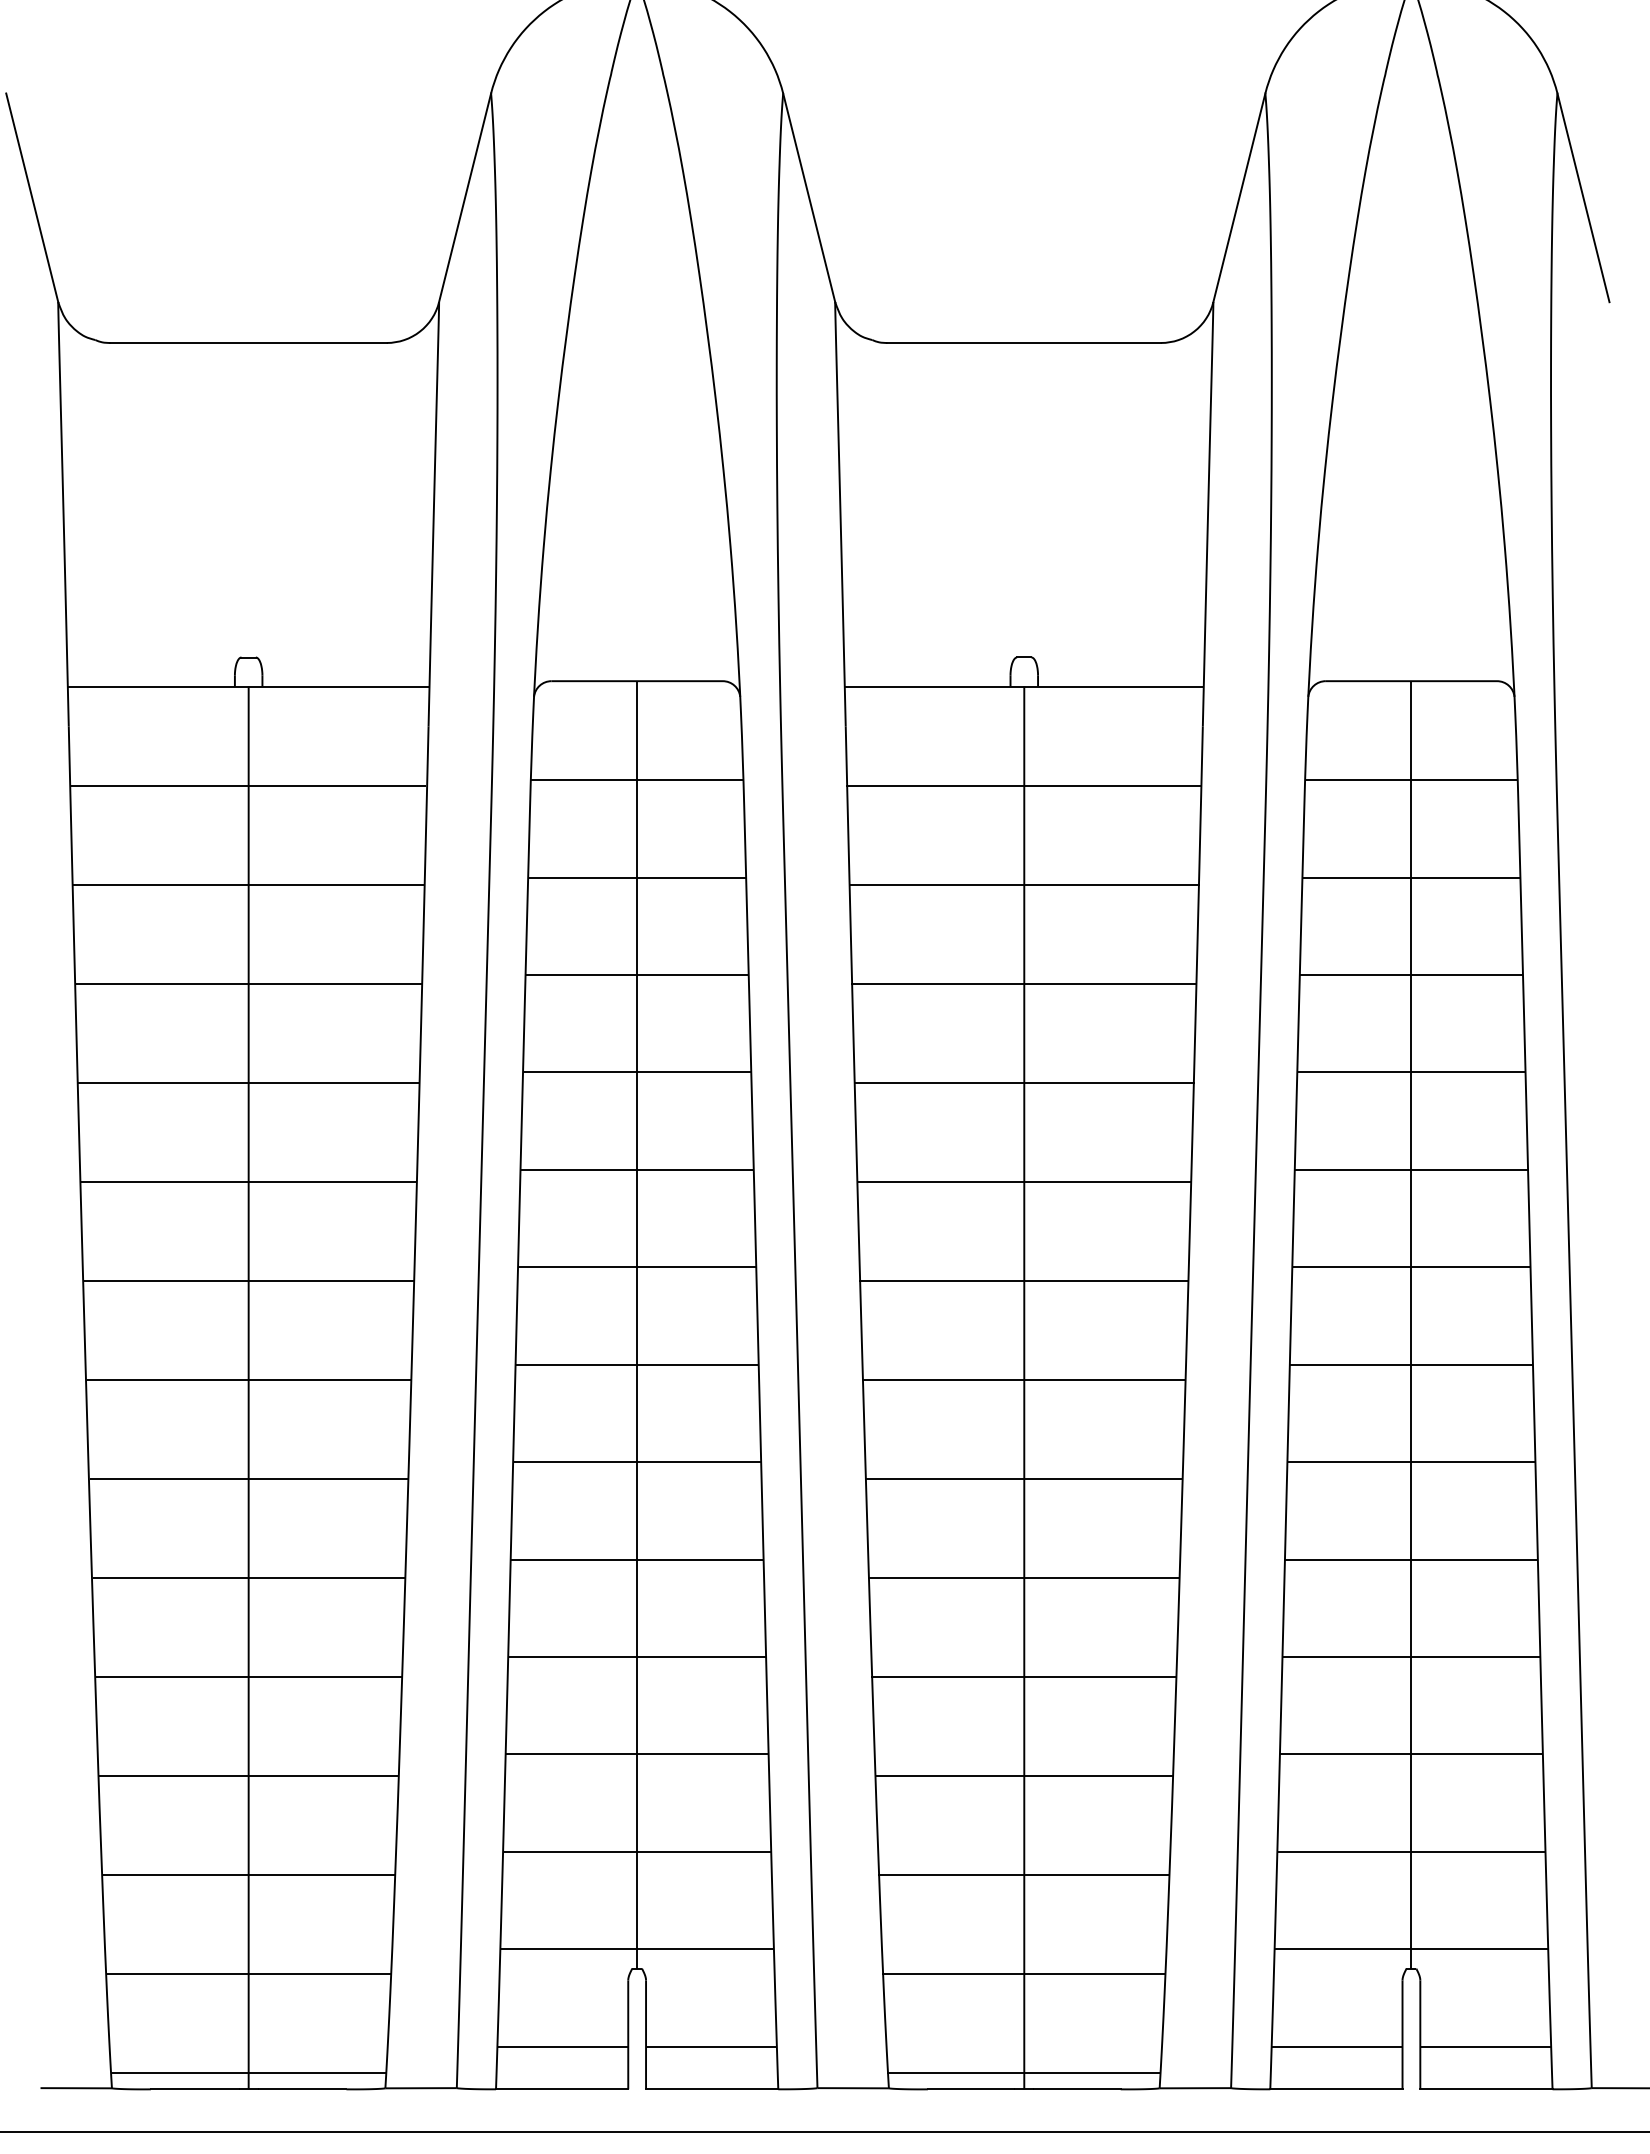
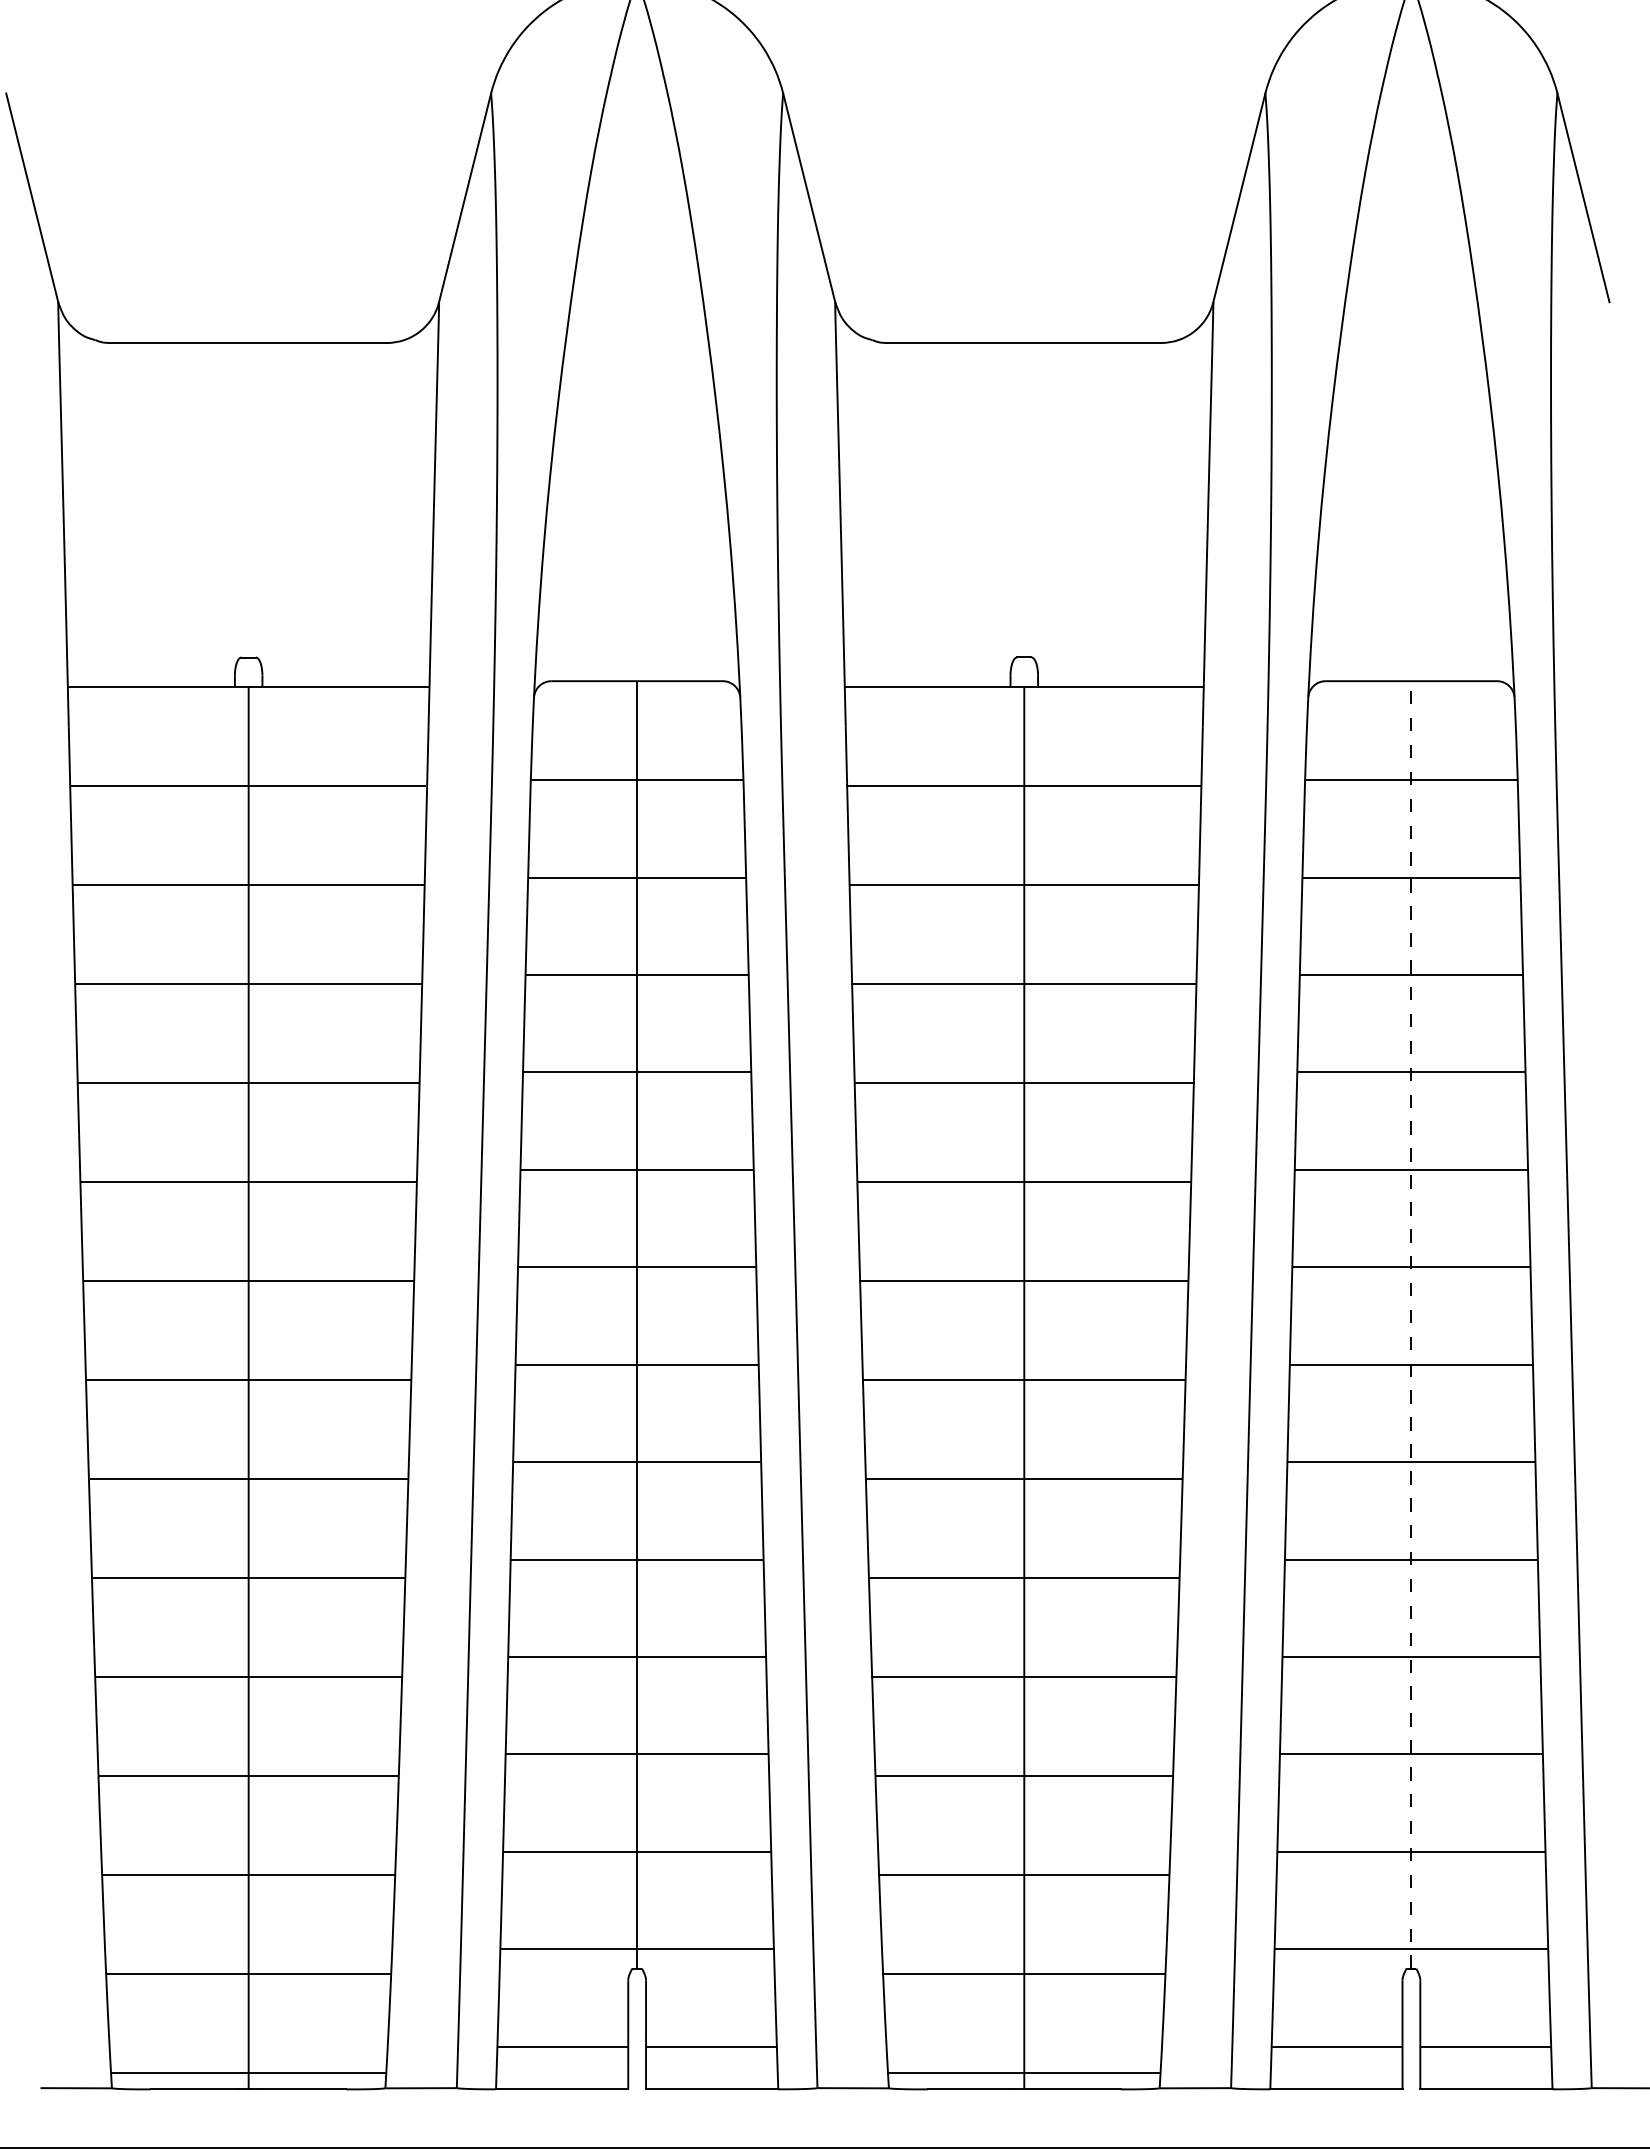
line: solid -> dashed (1411, 1325)
line position: (824, 2131) -> (824, 2147) (824, 2147)
